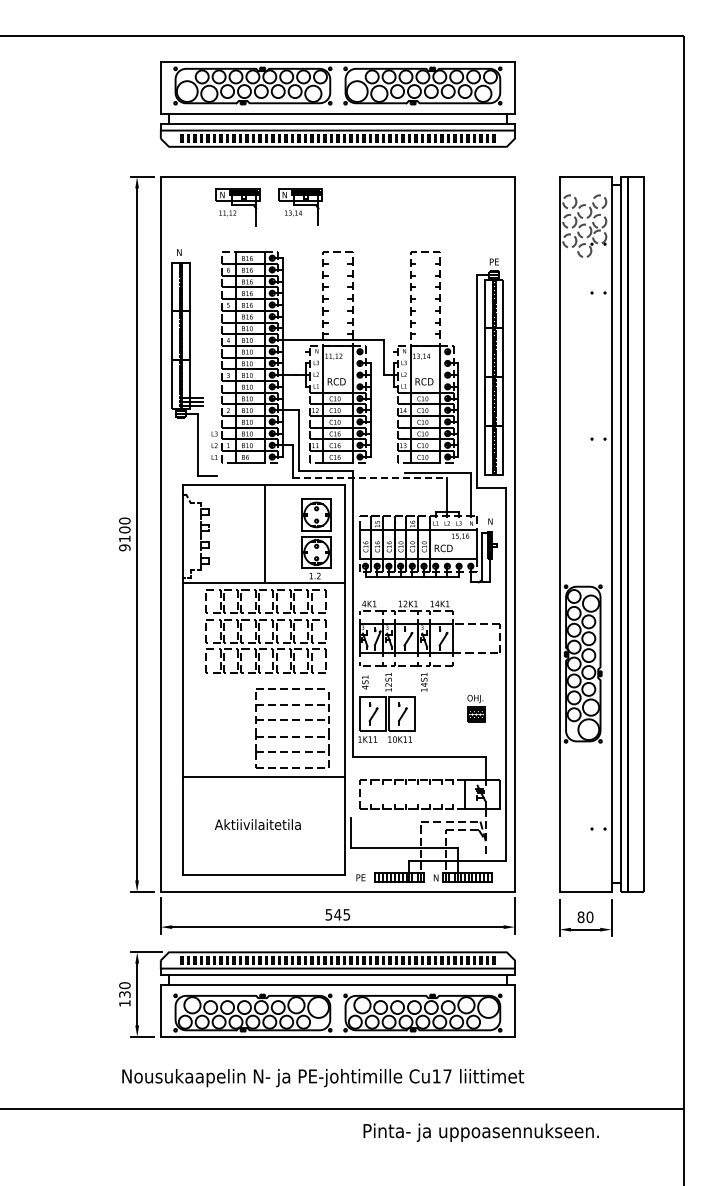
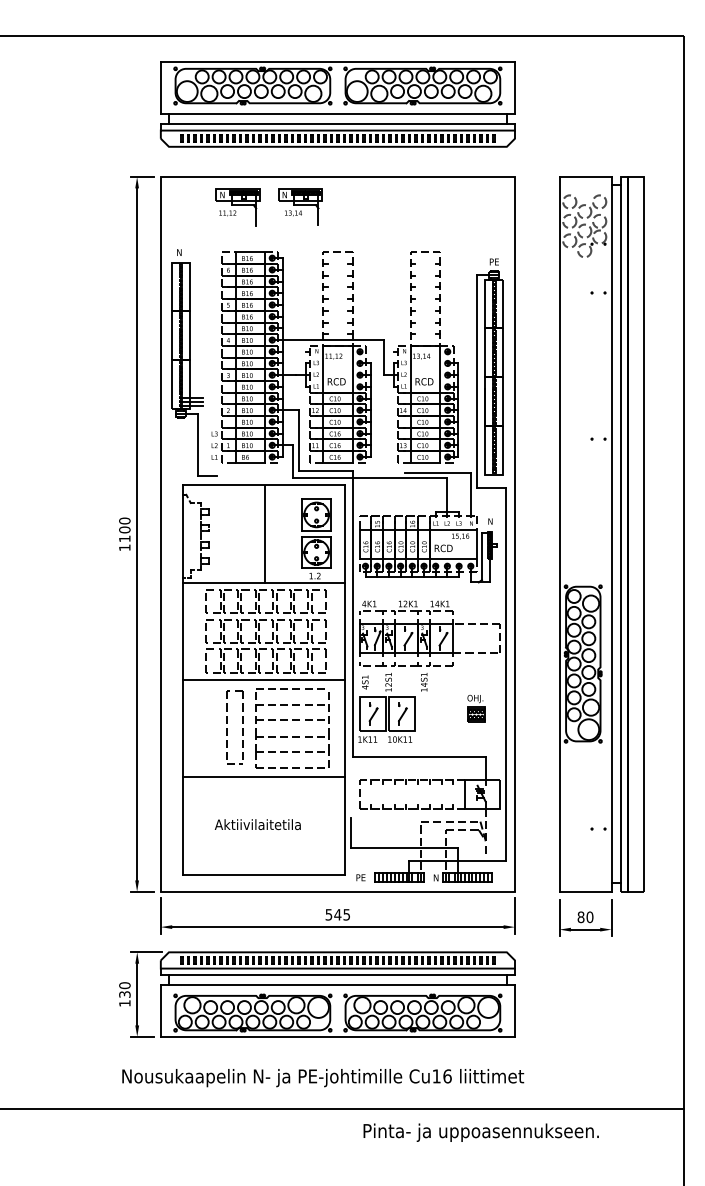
line: dashed -> solid (370, 477)
text: 9100 -> 1100 (124, 547)
line: none -> present (263, 679)
part: none -> present (227, 728)
text: Cu17 -> Cu16 (447, 1076)
